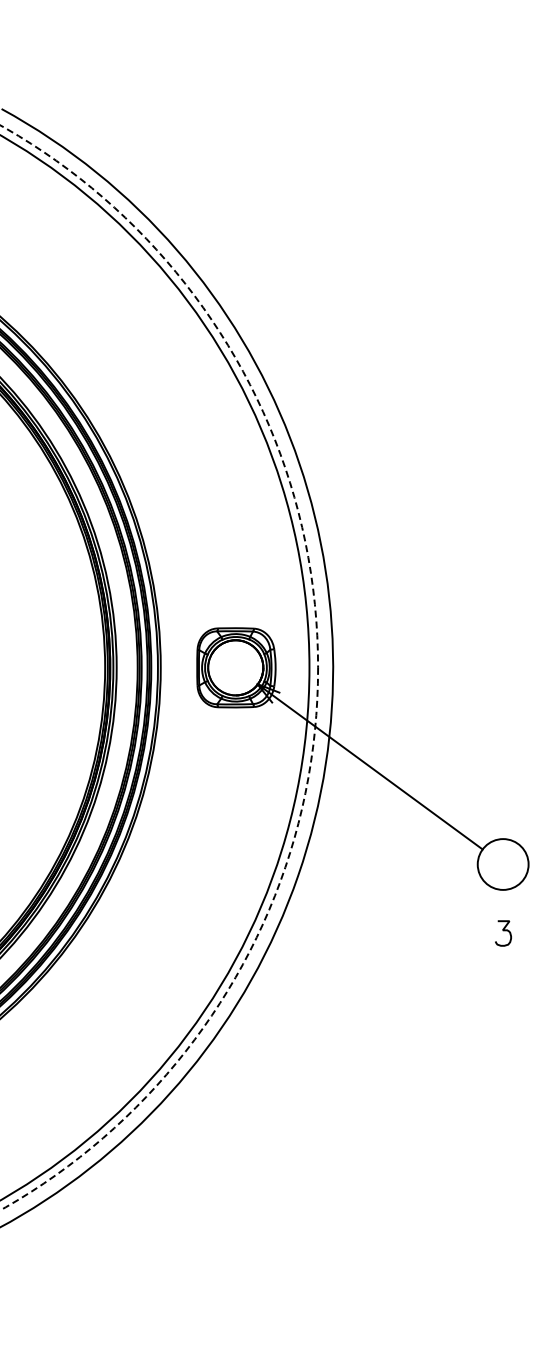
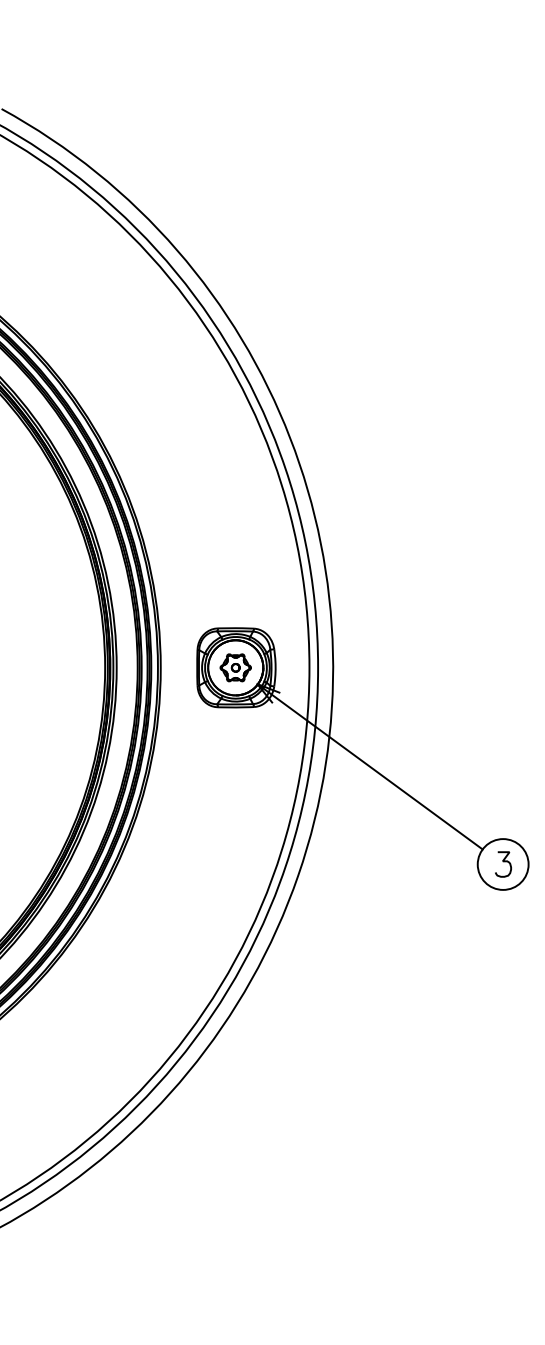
circle: dashed -> solid (159, 667)
part: none -> present (235, 667)
curve position: (503, 931) -> (503, 862) (503, 862)
